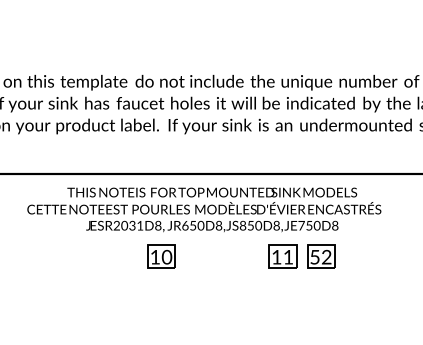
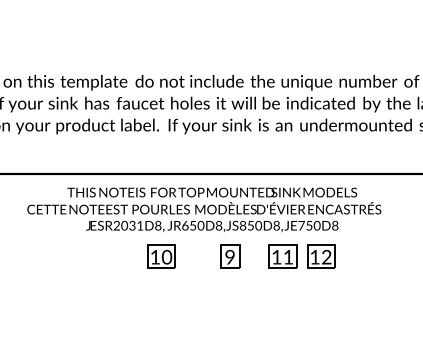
part: none -> present (230, 256)
text: 52 -> 12 (314, 257)
